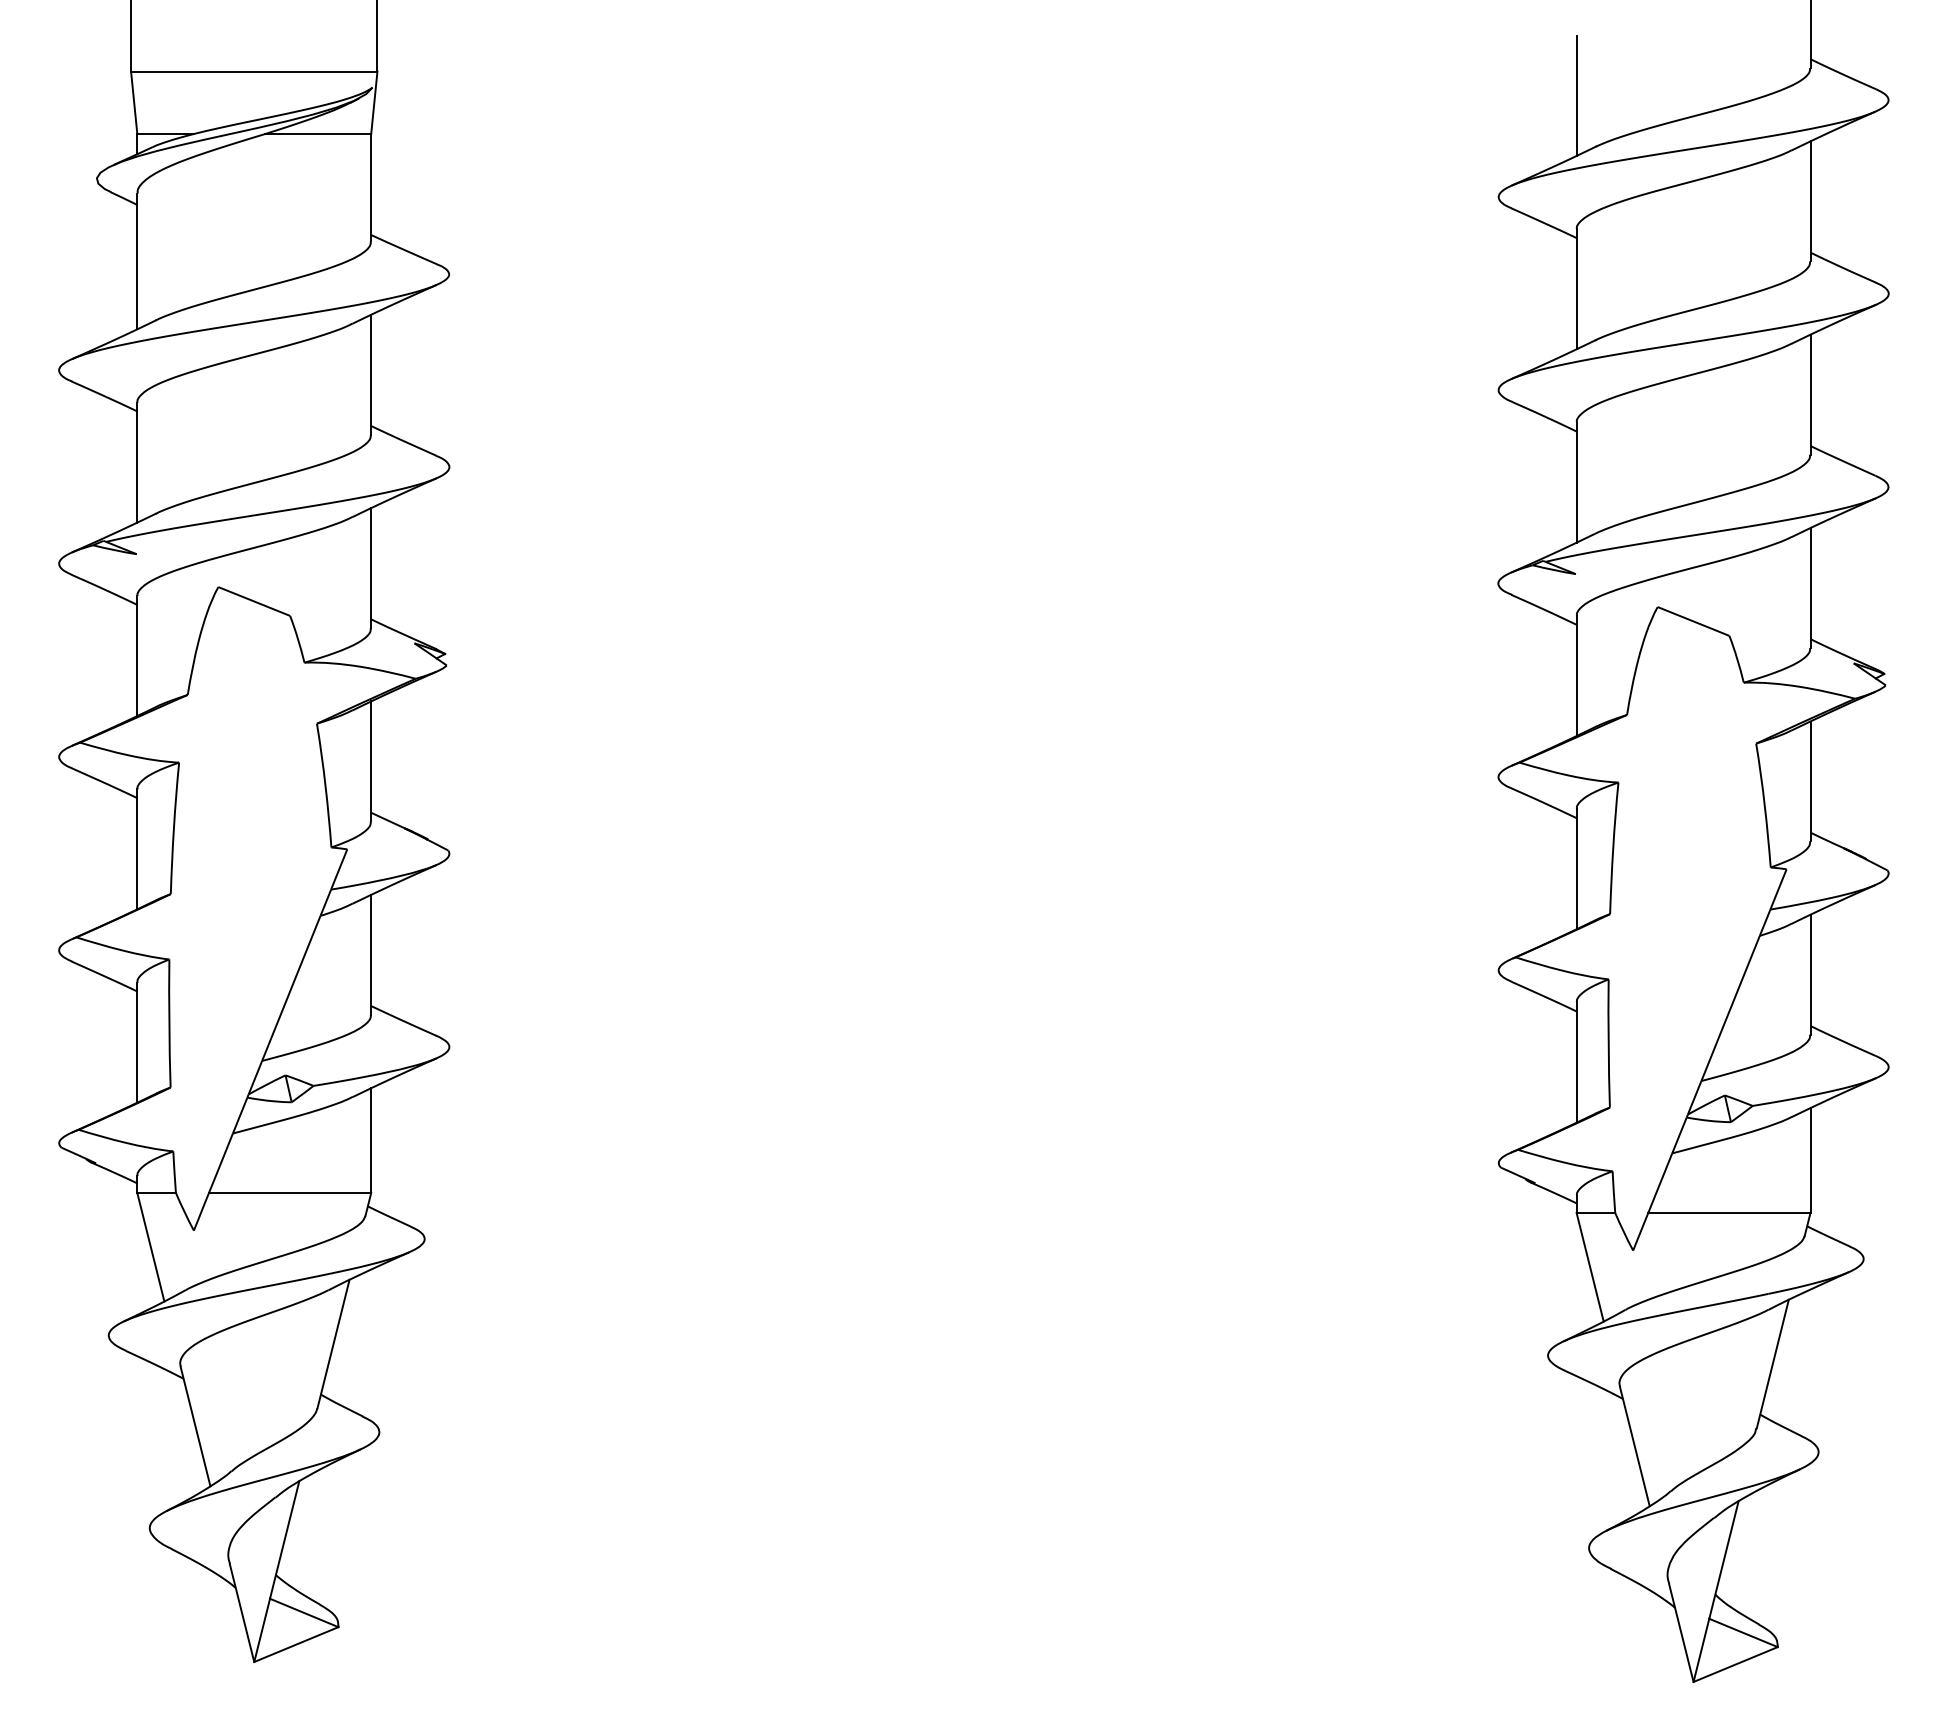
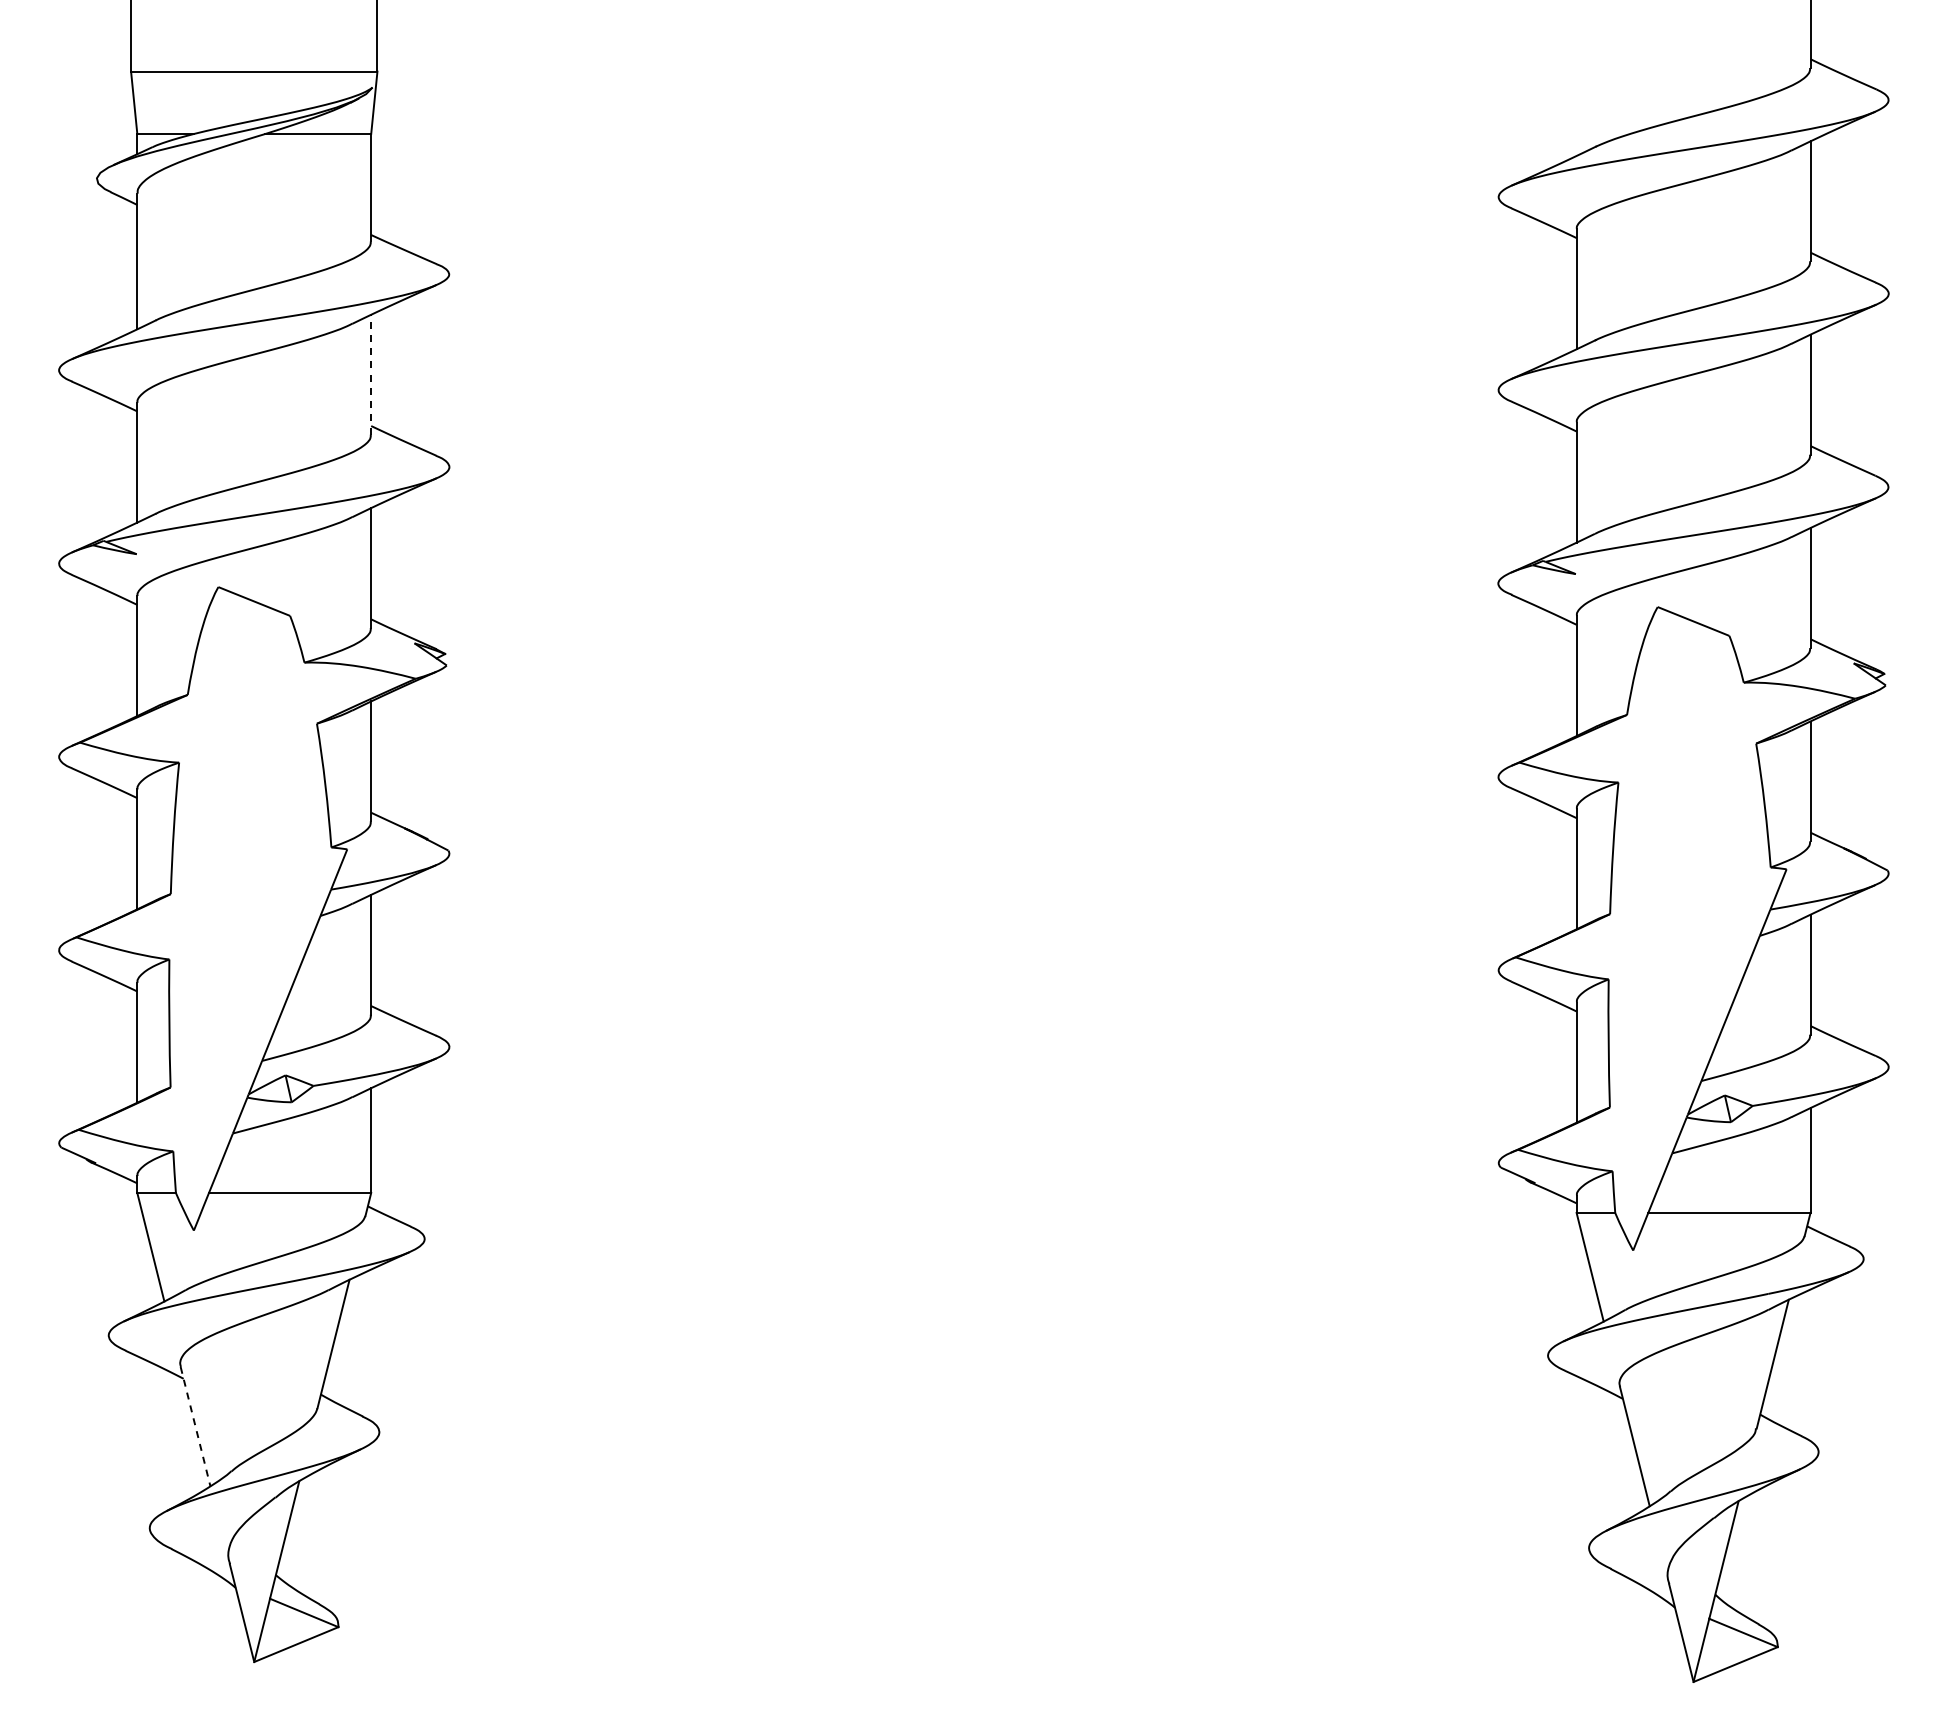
line: present -> none (1576, 95)
line: solid -> dashed (371, 374)
line: solid -> dashed (195, 1427)
